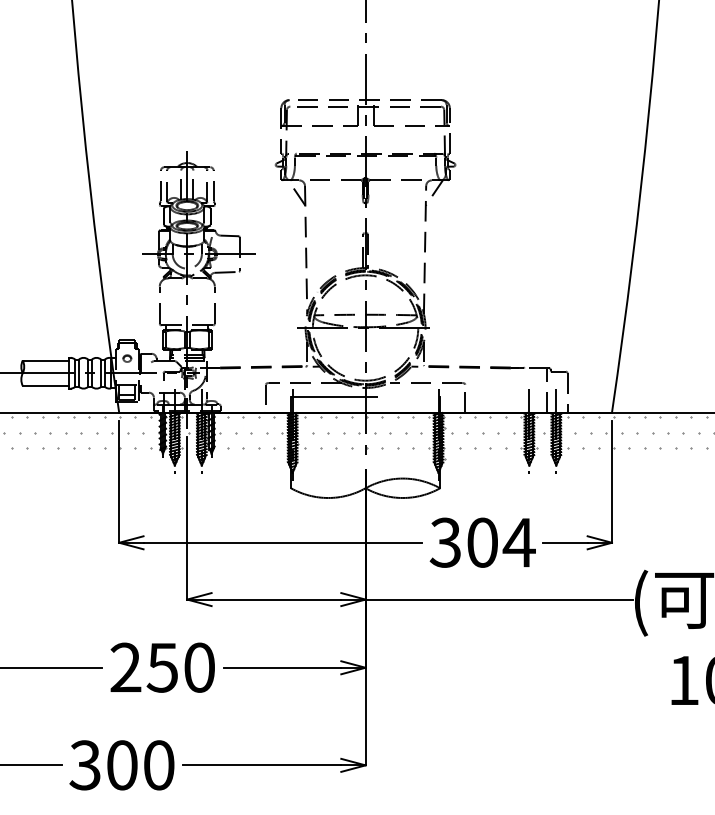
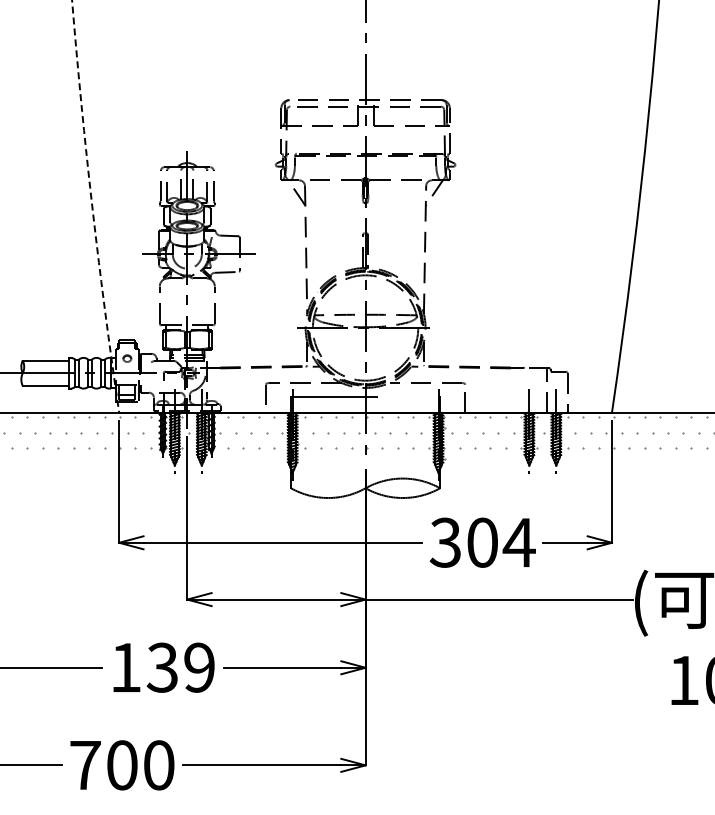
arc: solid -> dashed (92, 206)
text: 250 -> 139 (162, 667)
text: 300 -> 700 (84, 765)
